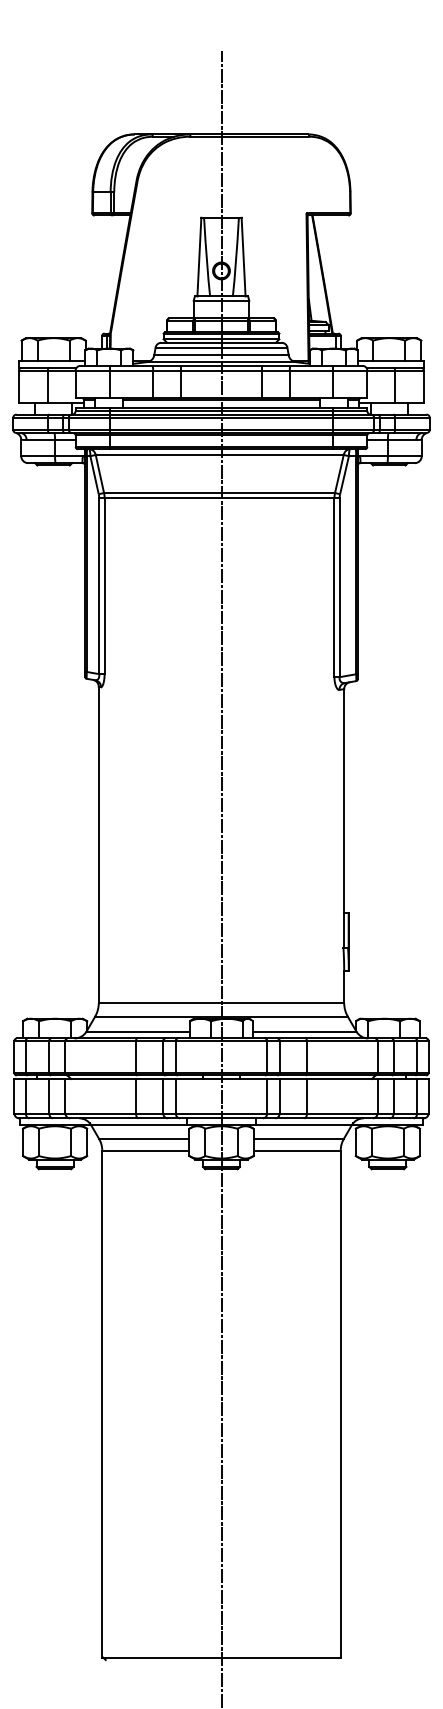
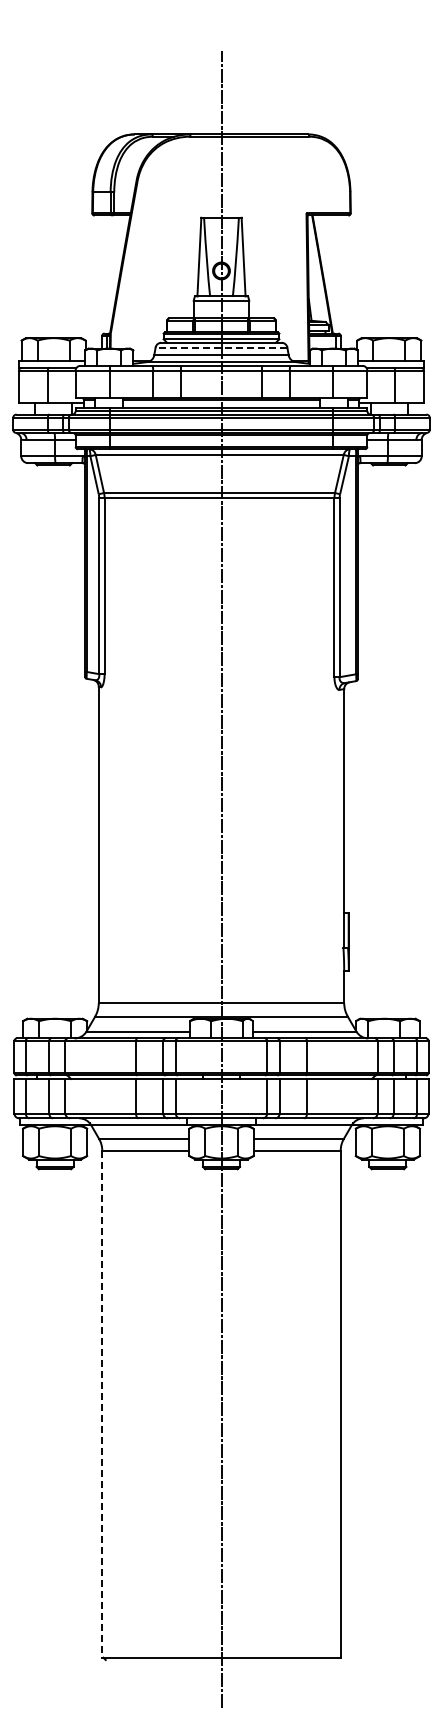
line: solid -> dashed (221, 347)
line: solid -> dashed (102, 1404)
